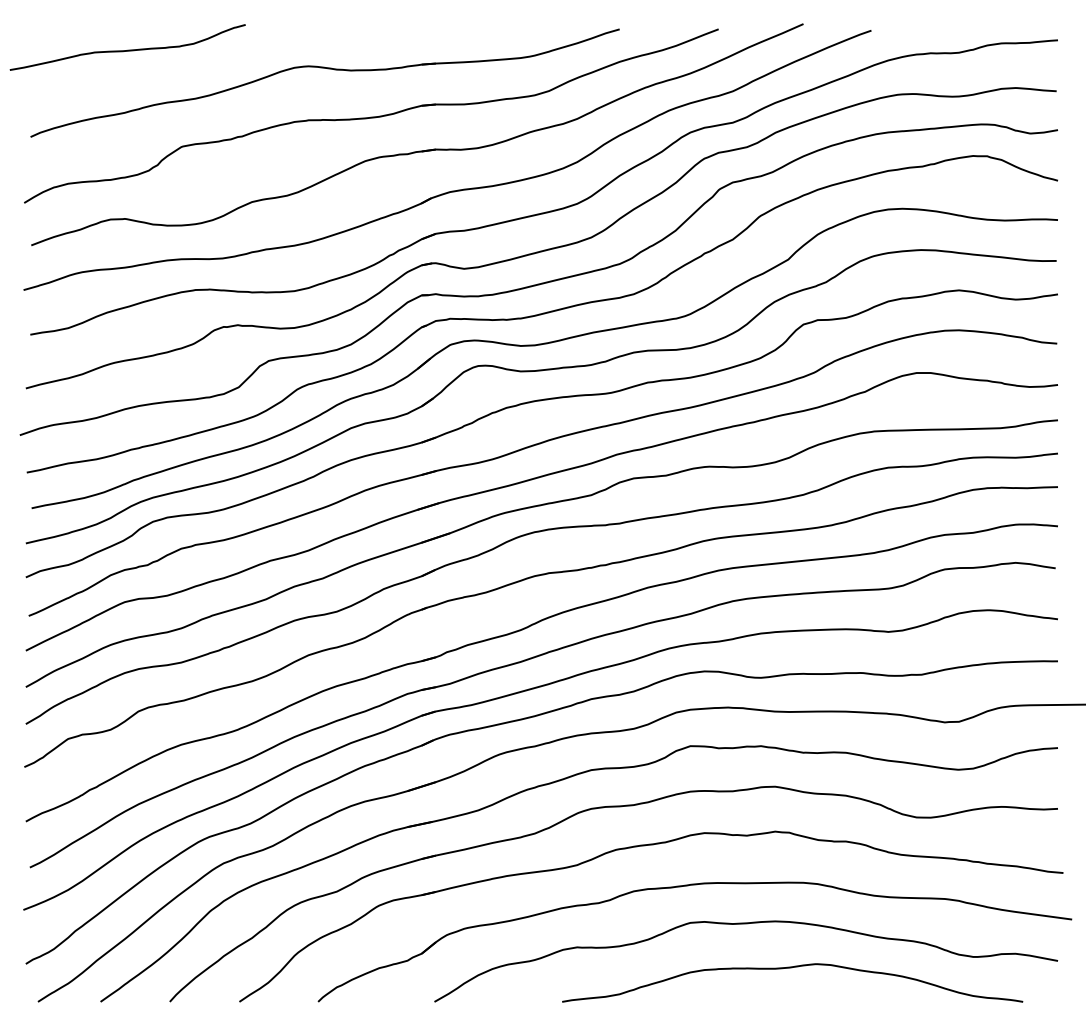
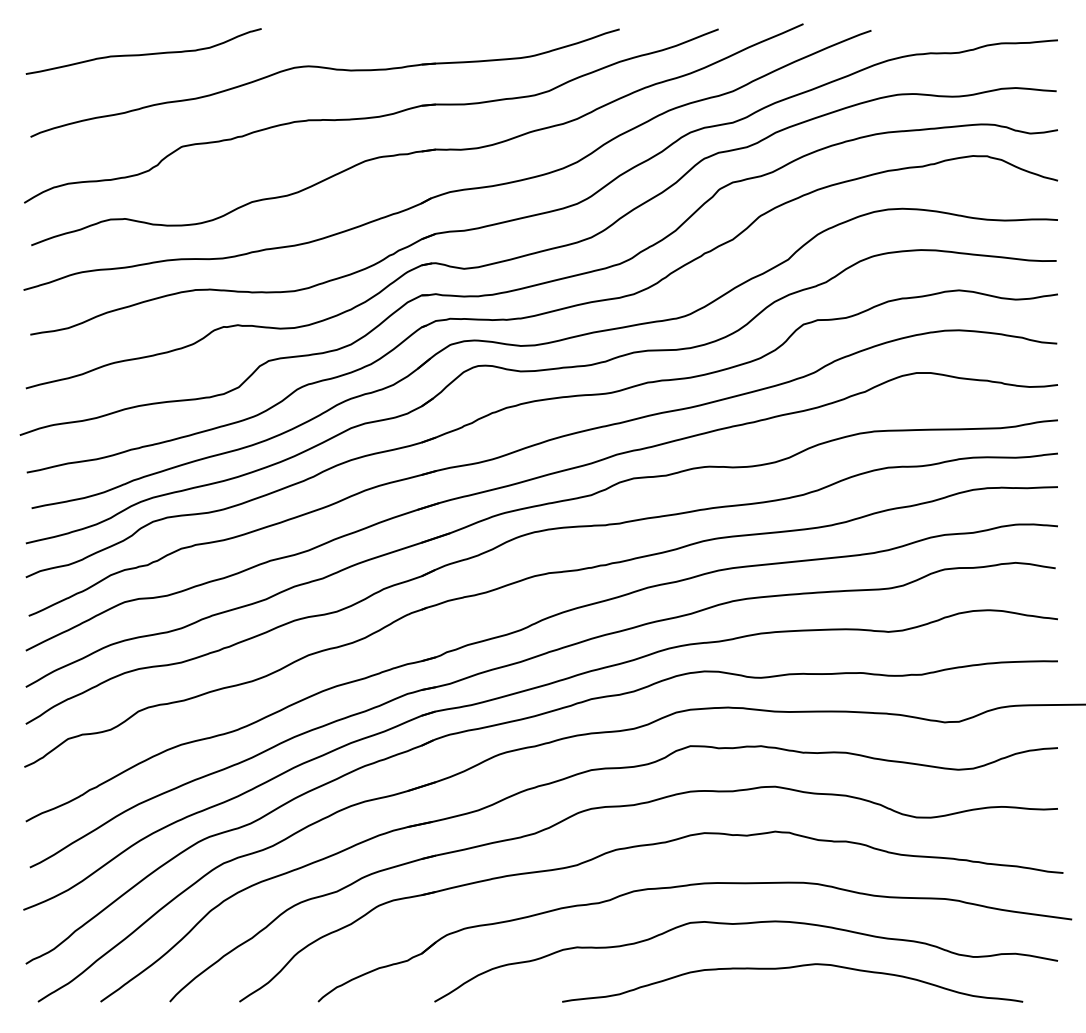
curve position: (127, 49) -> (143, 53) (143, 53)
